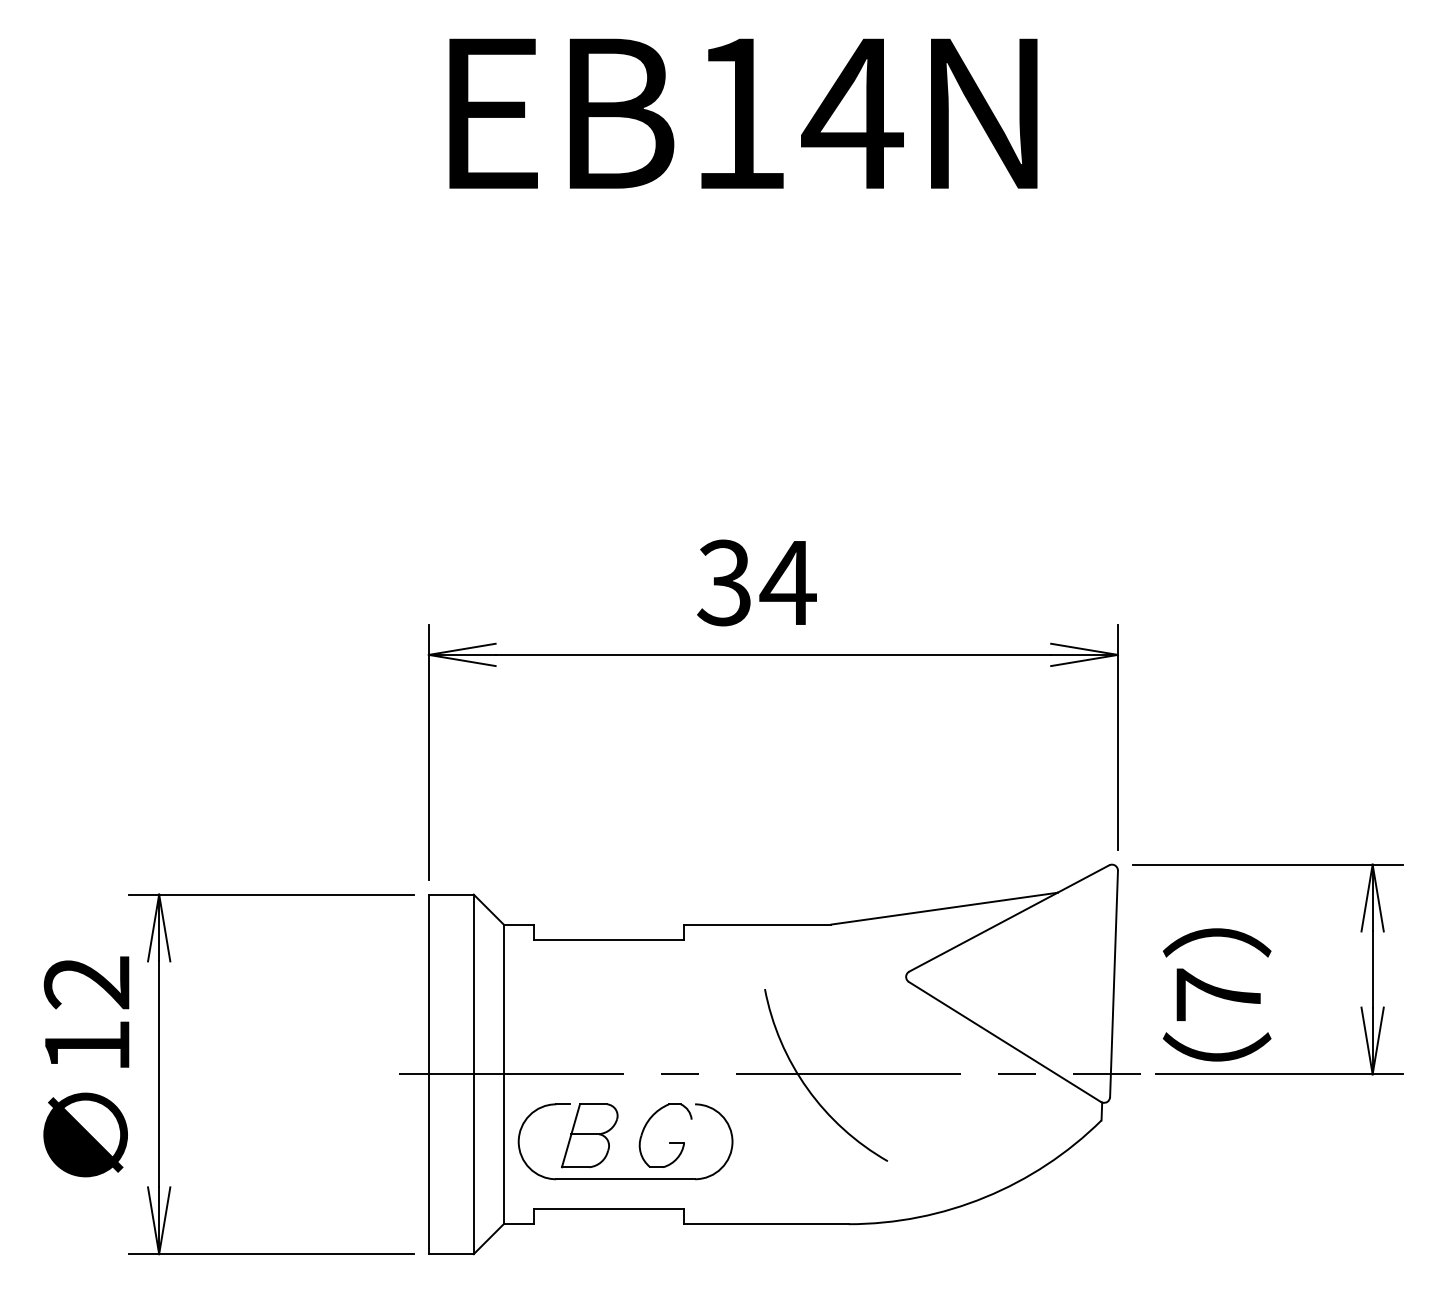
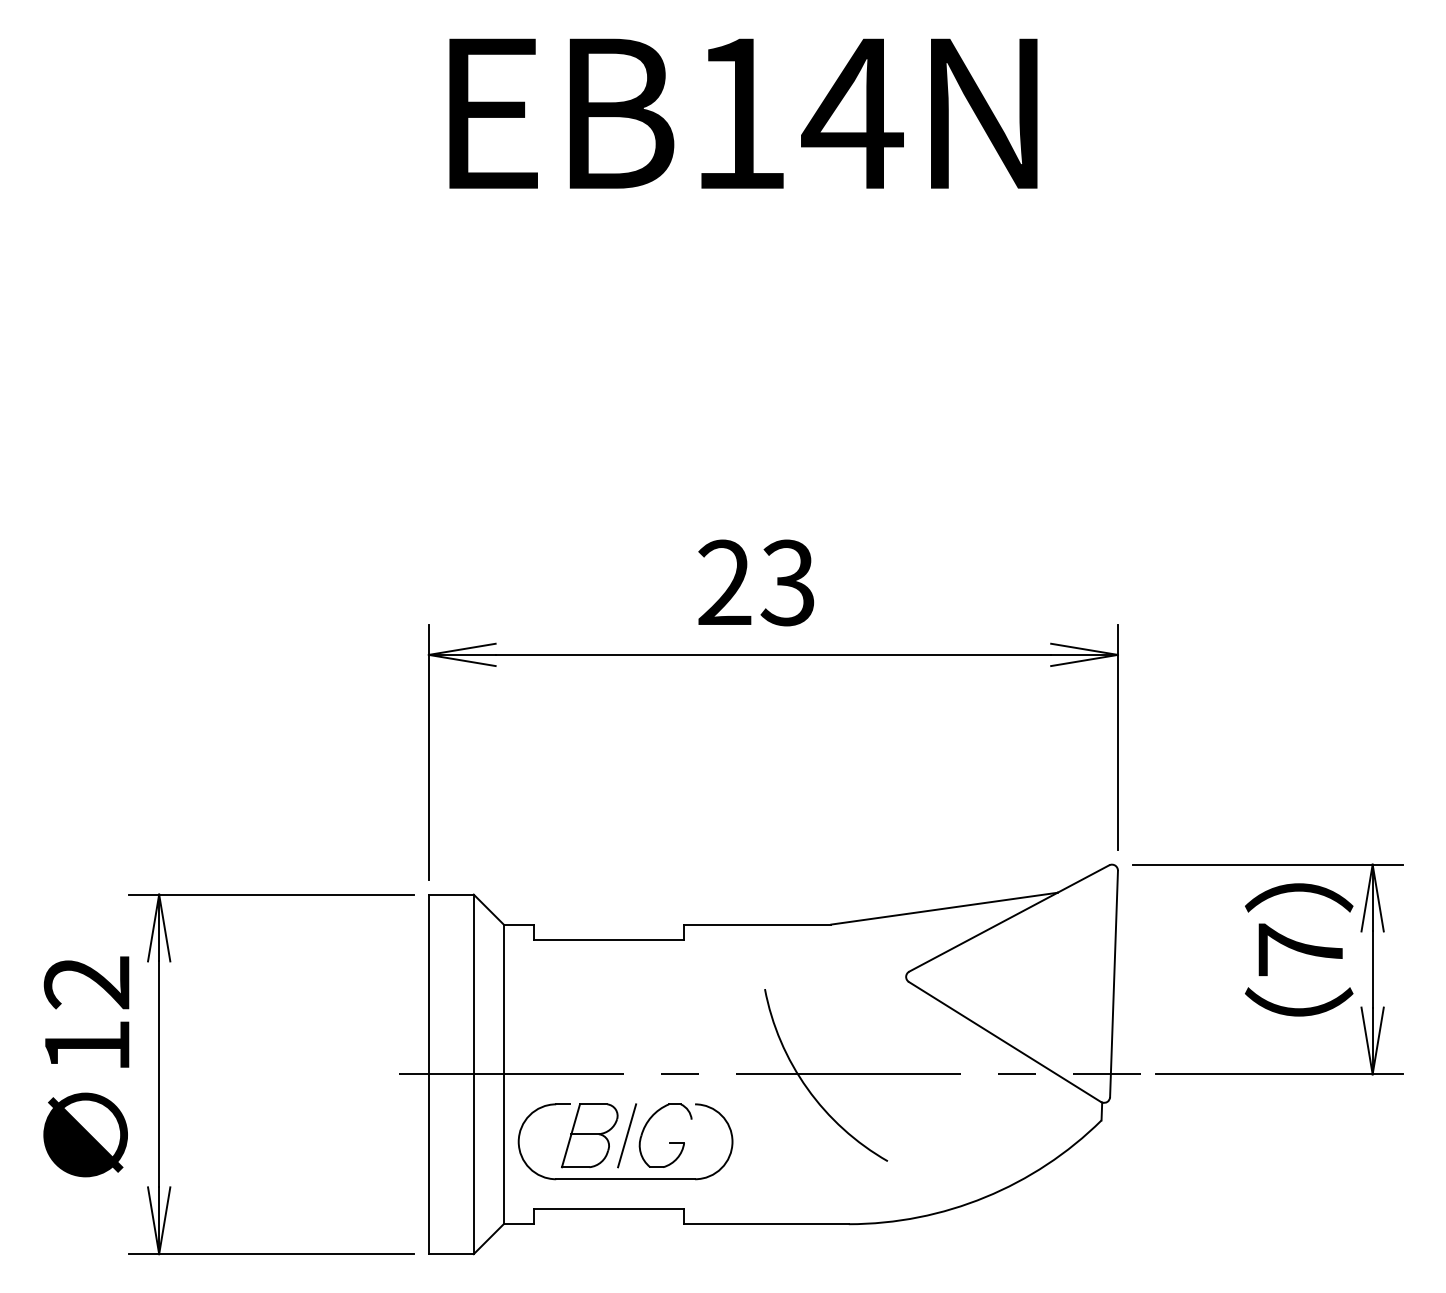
text: 34 -> 23 (756, 582)
text position: (1217, 994) -> (1299, 949) (1299, 949)
line: none -> present (627, 1135)
